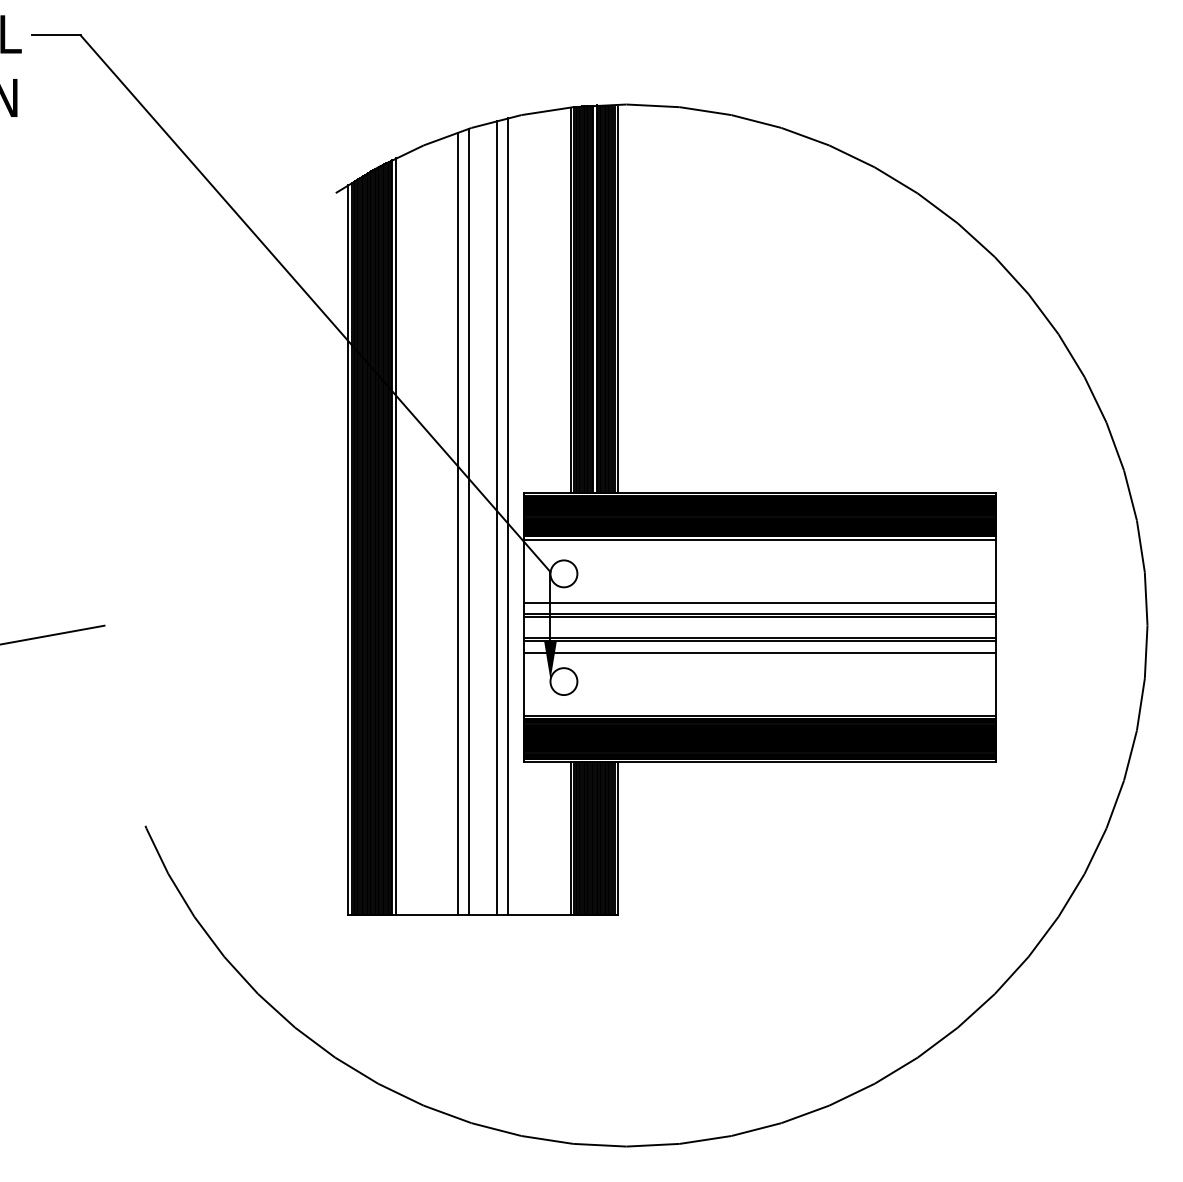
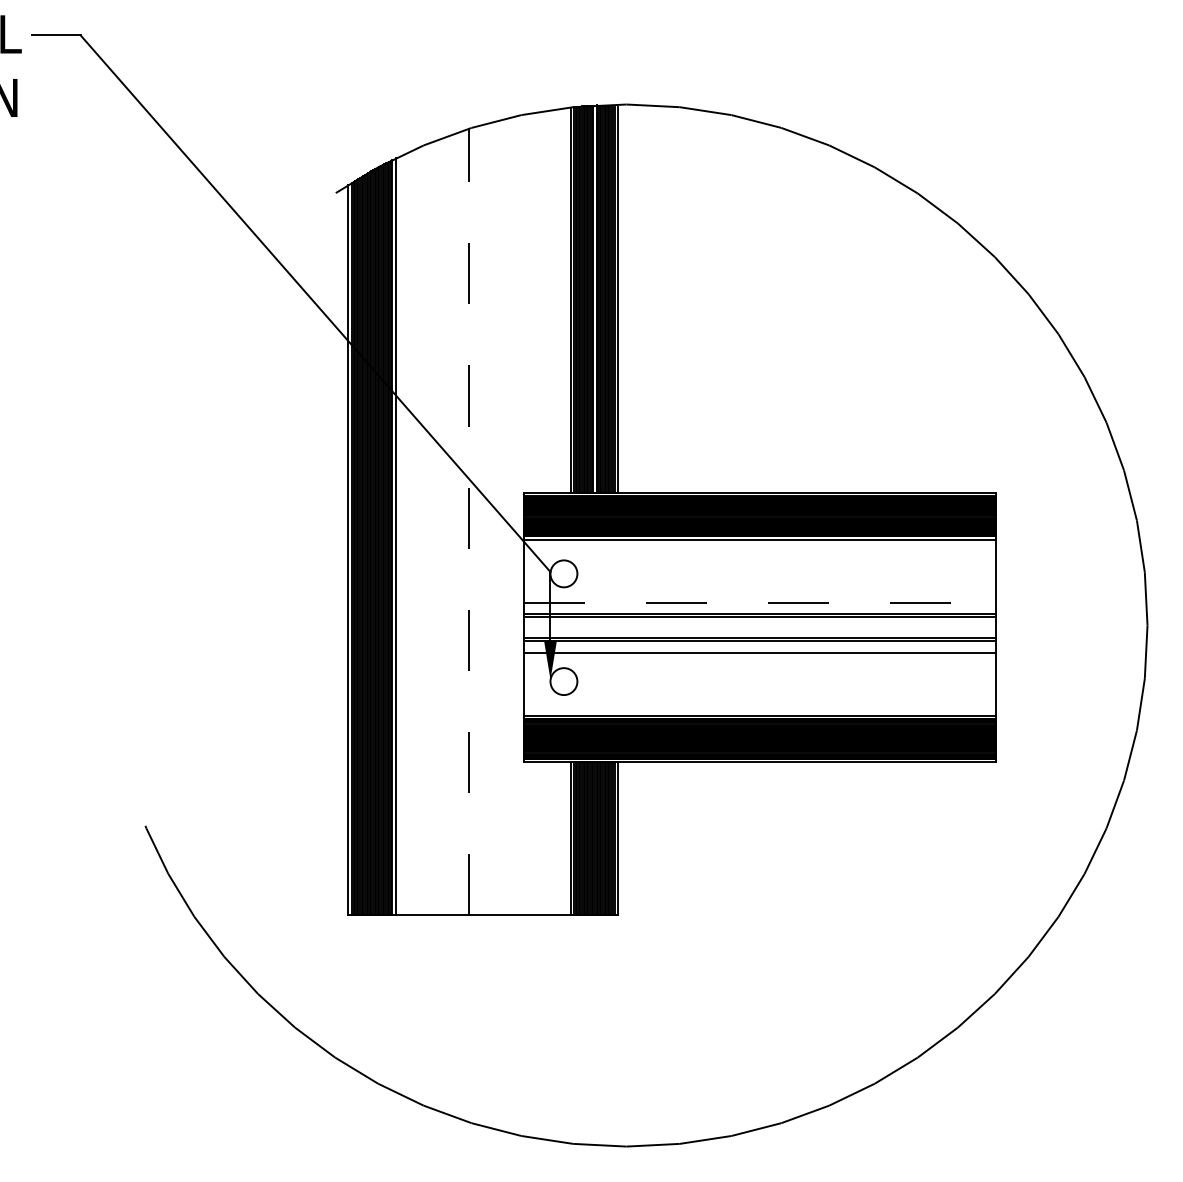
line: present -> none (508, 516)
line: present -> none (497, 517)
line: solid -> dashed (469, 521)
line: present -> none (457, 523)
line: solid -> dashed (760, 602)
line: present -> none (53, 634)
